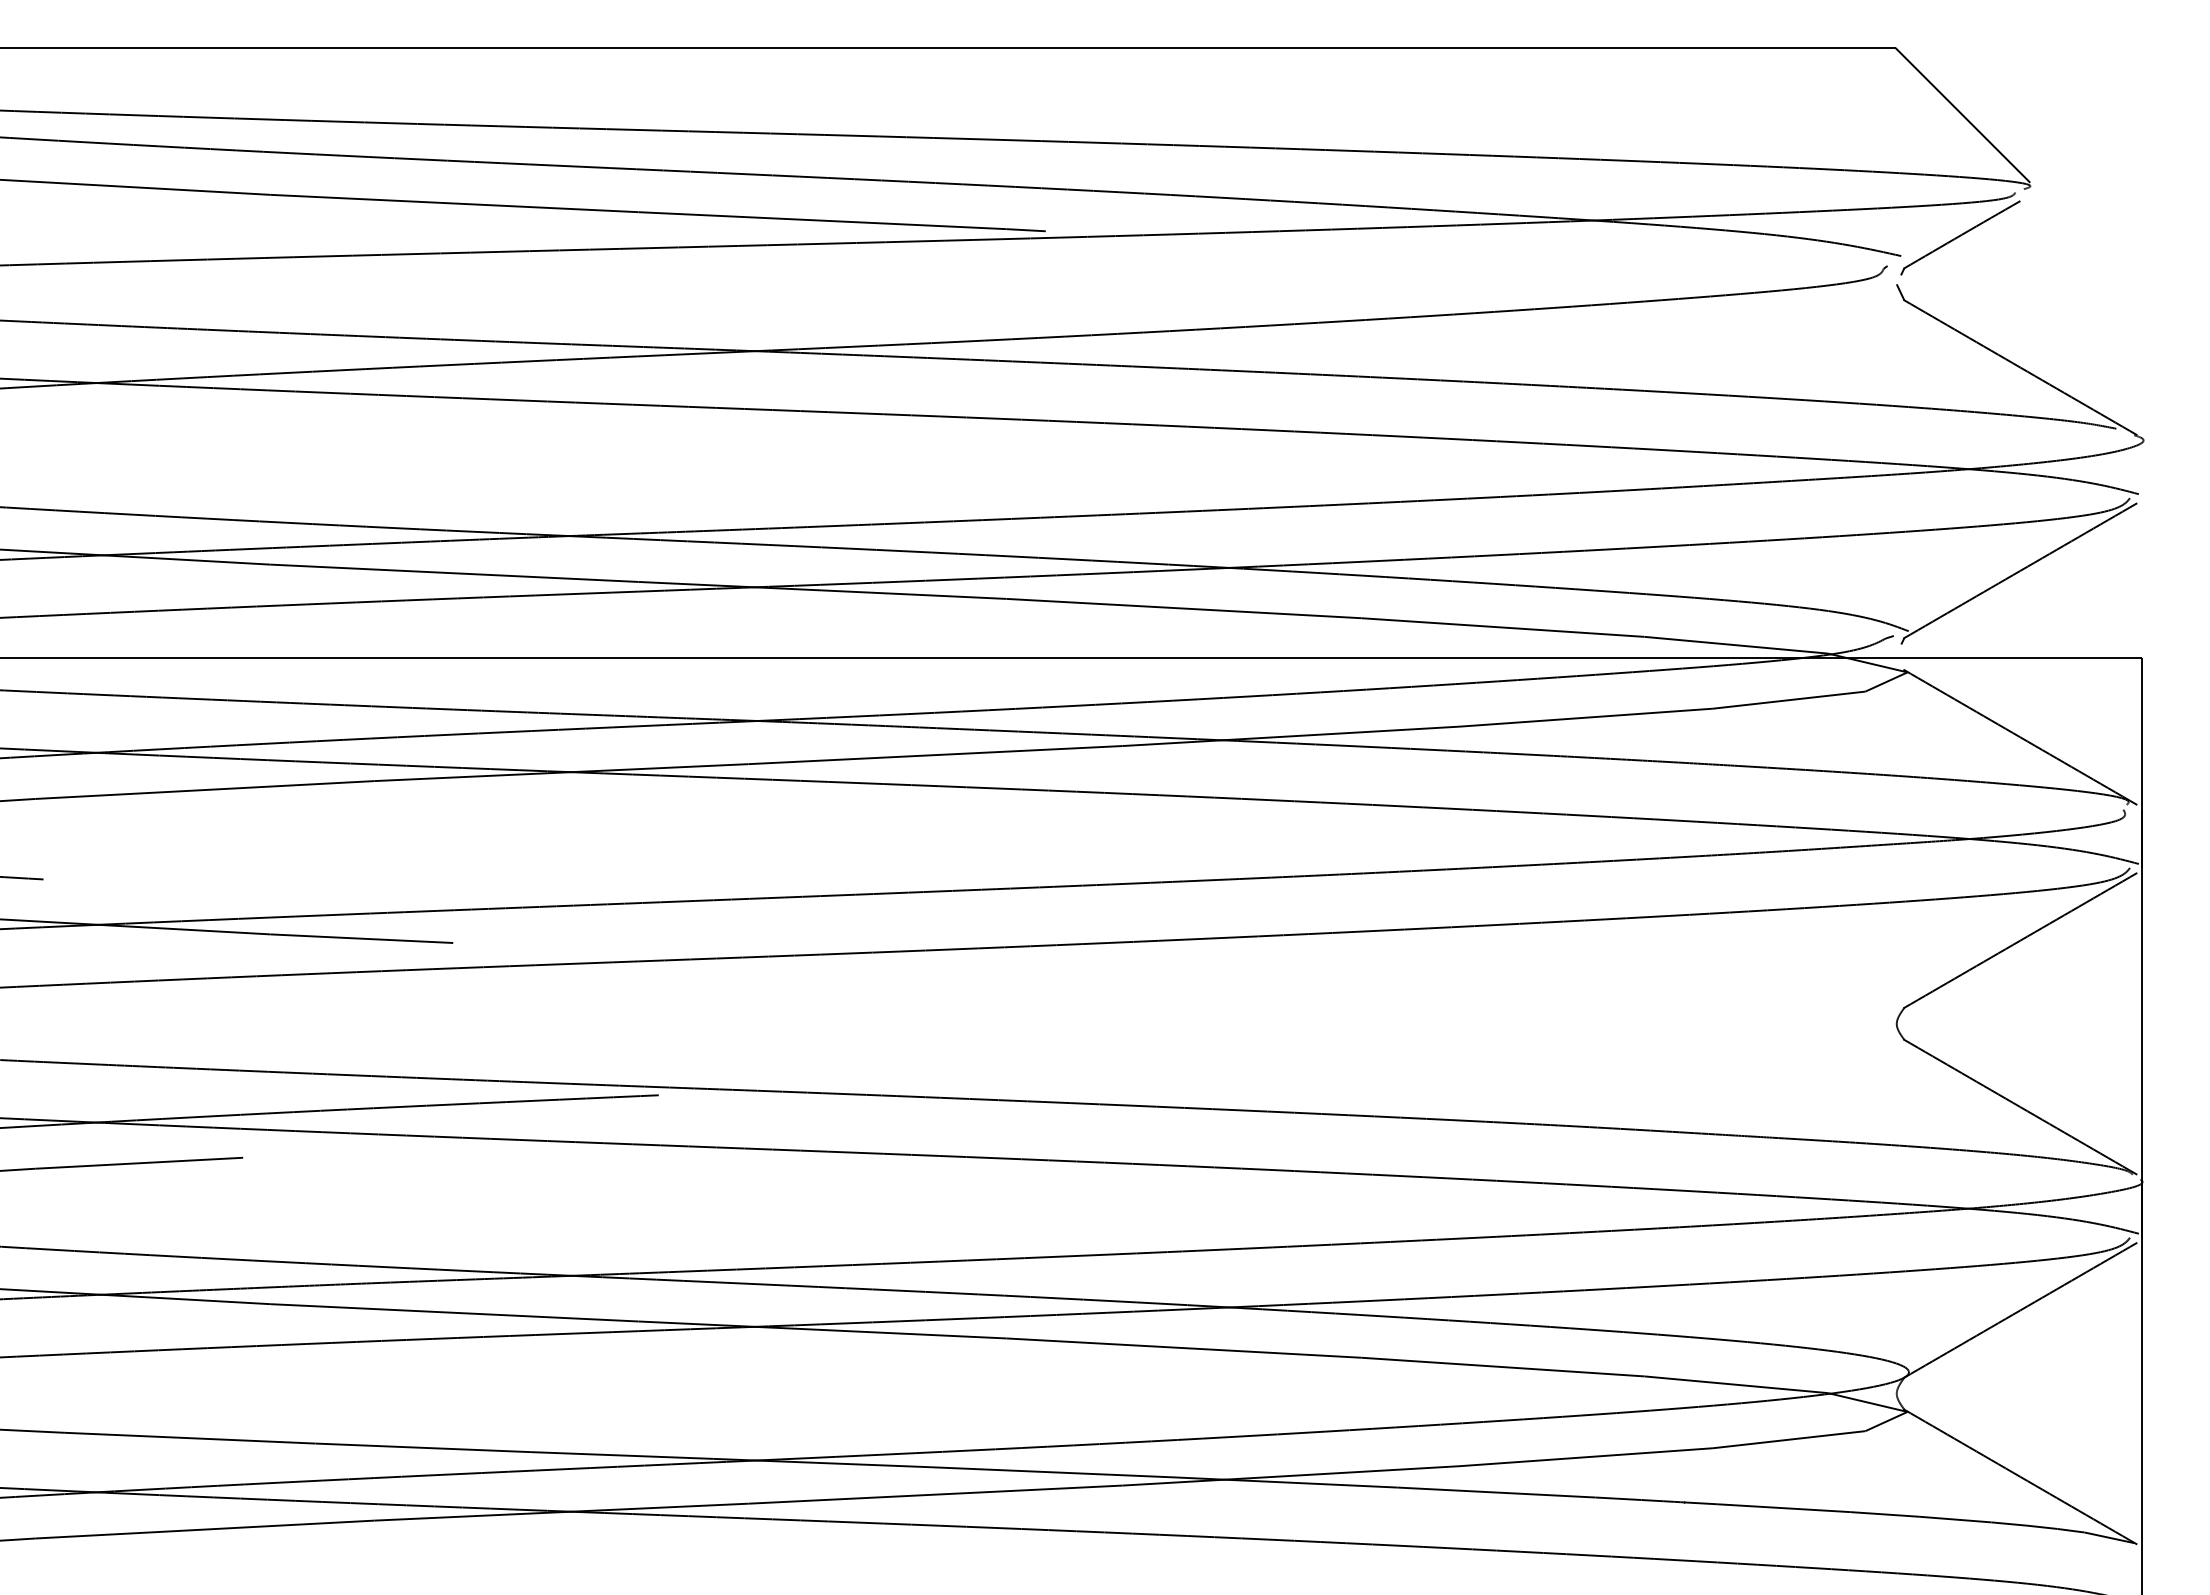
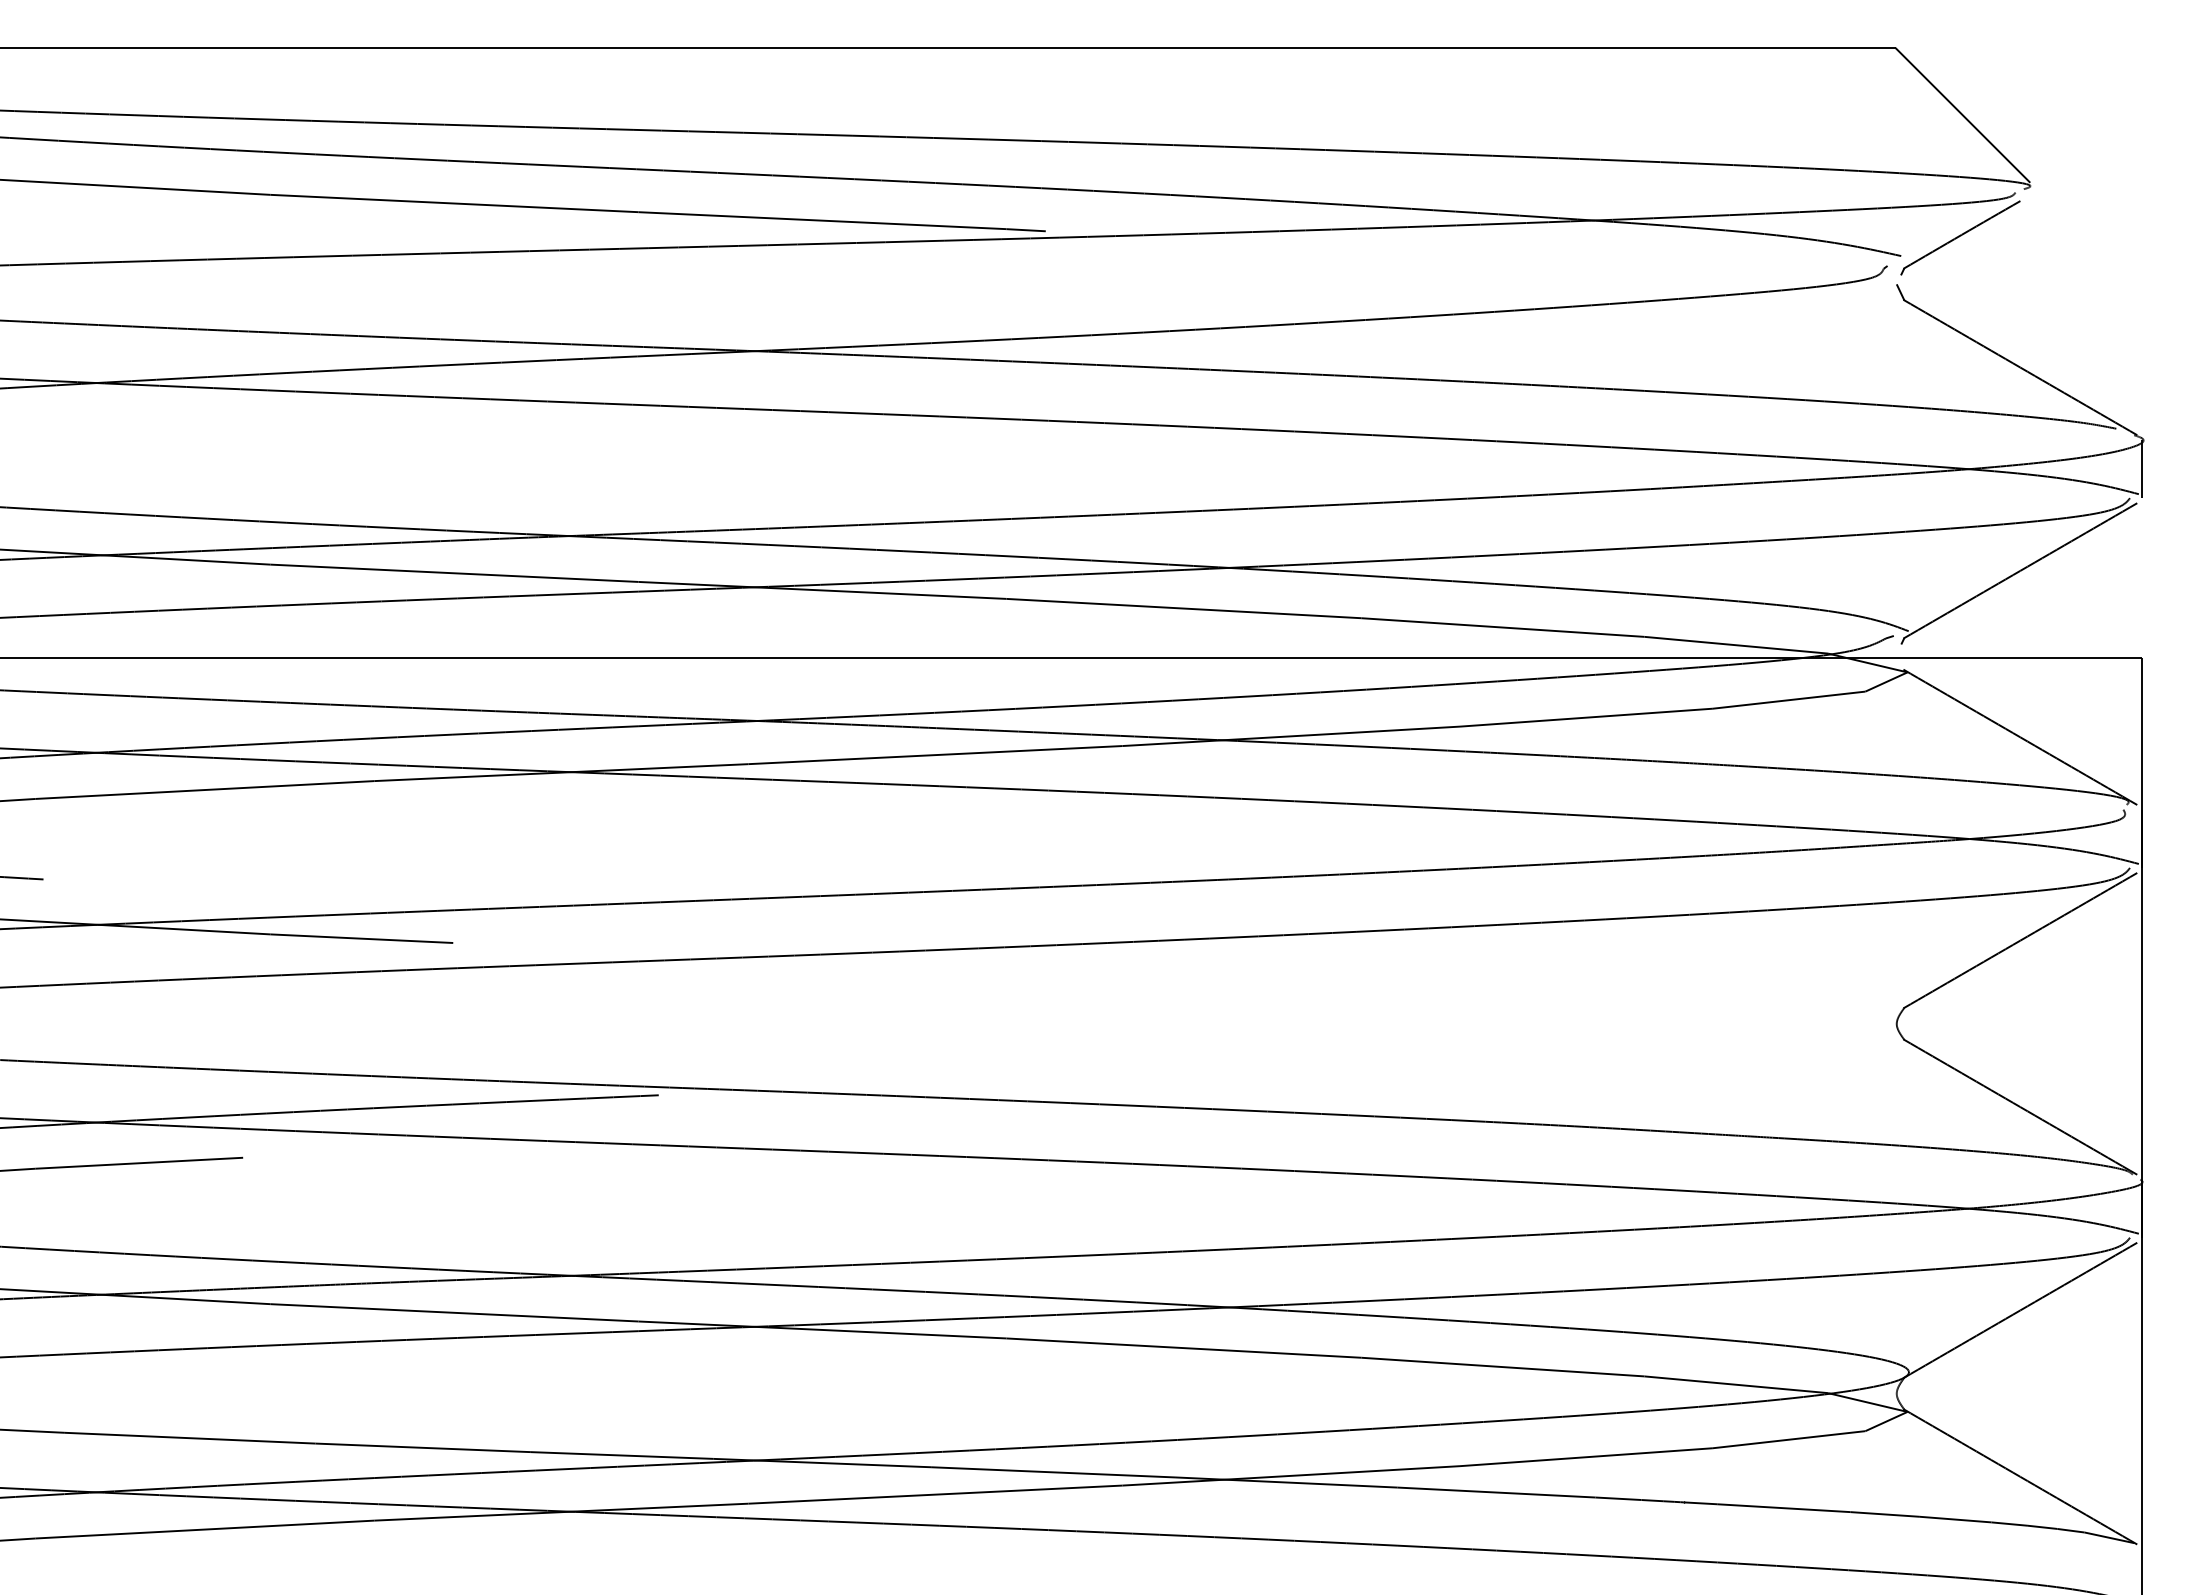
line: none -> present (2142, 469)
